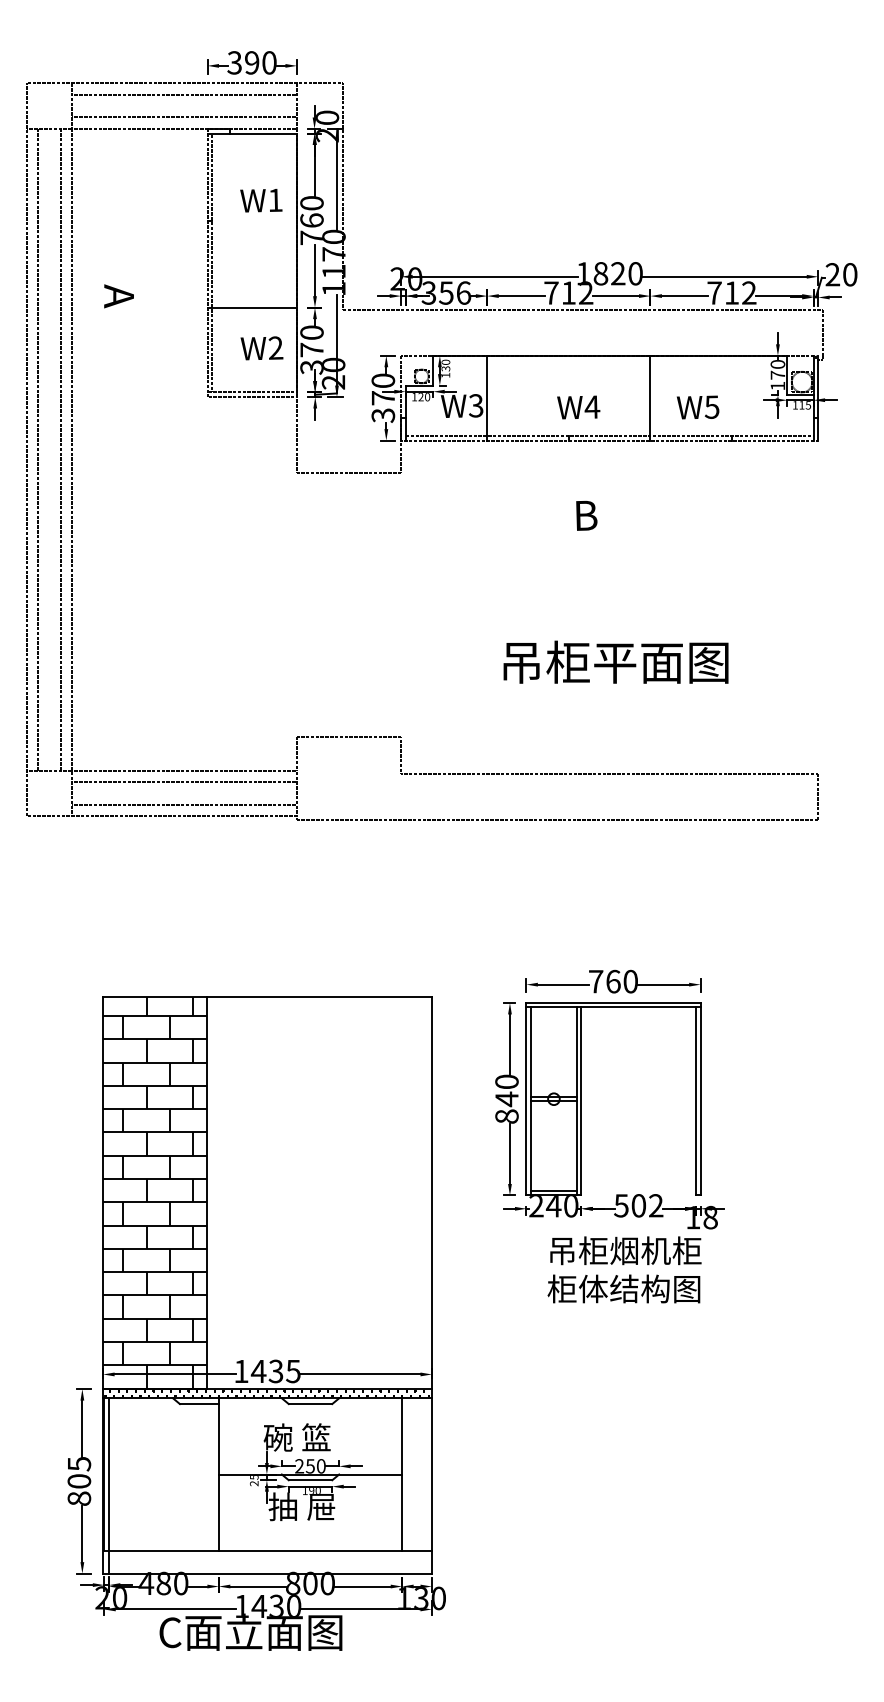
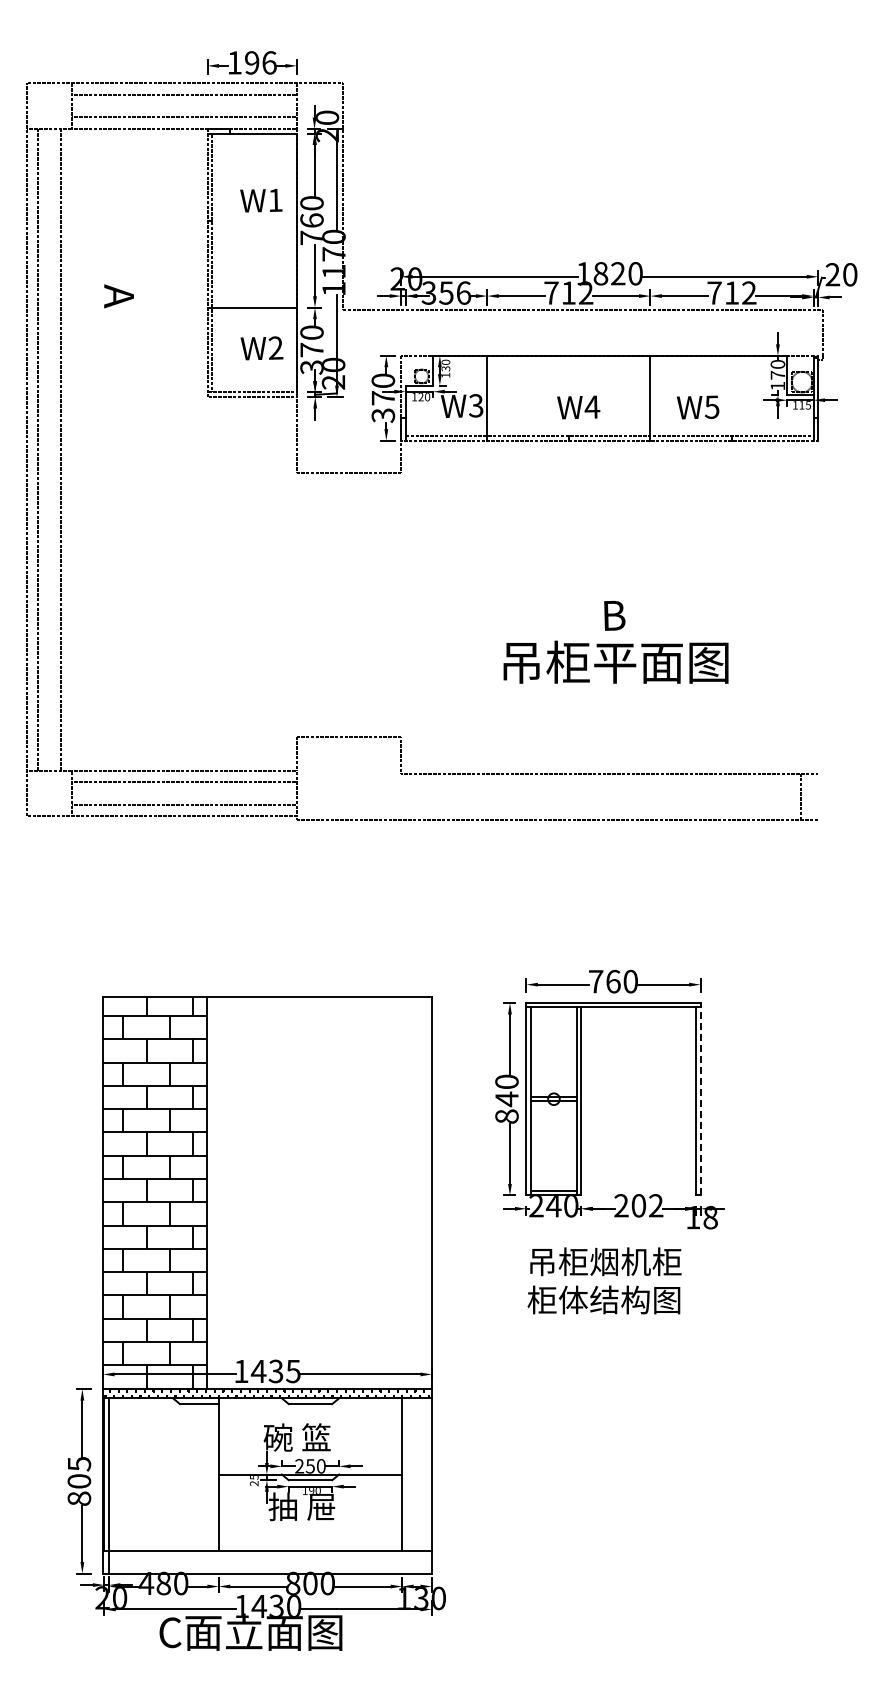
text: 390 -> 196 (251, 62)
line: present -> none (72, 449)
text position: (586, 515) -> (614, 615) (614, 615)
line position: (818, 796) -> (801, 796) (801, 796)
line: solid -> dashed (700, 1098)
text: 502 -> 202 (621, 1205)
text position: (624, 1269) -> (604, 1280) (604, 1280)
